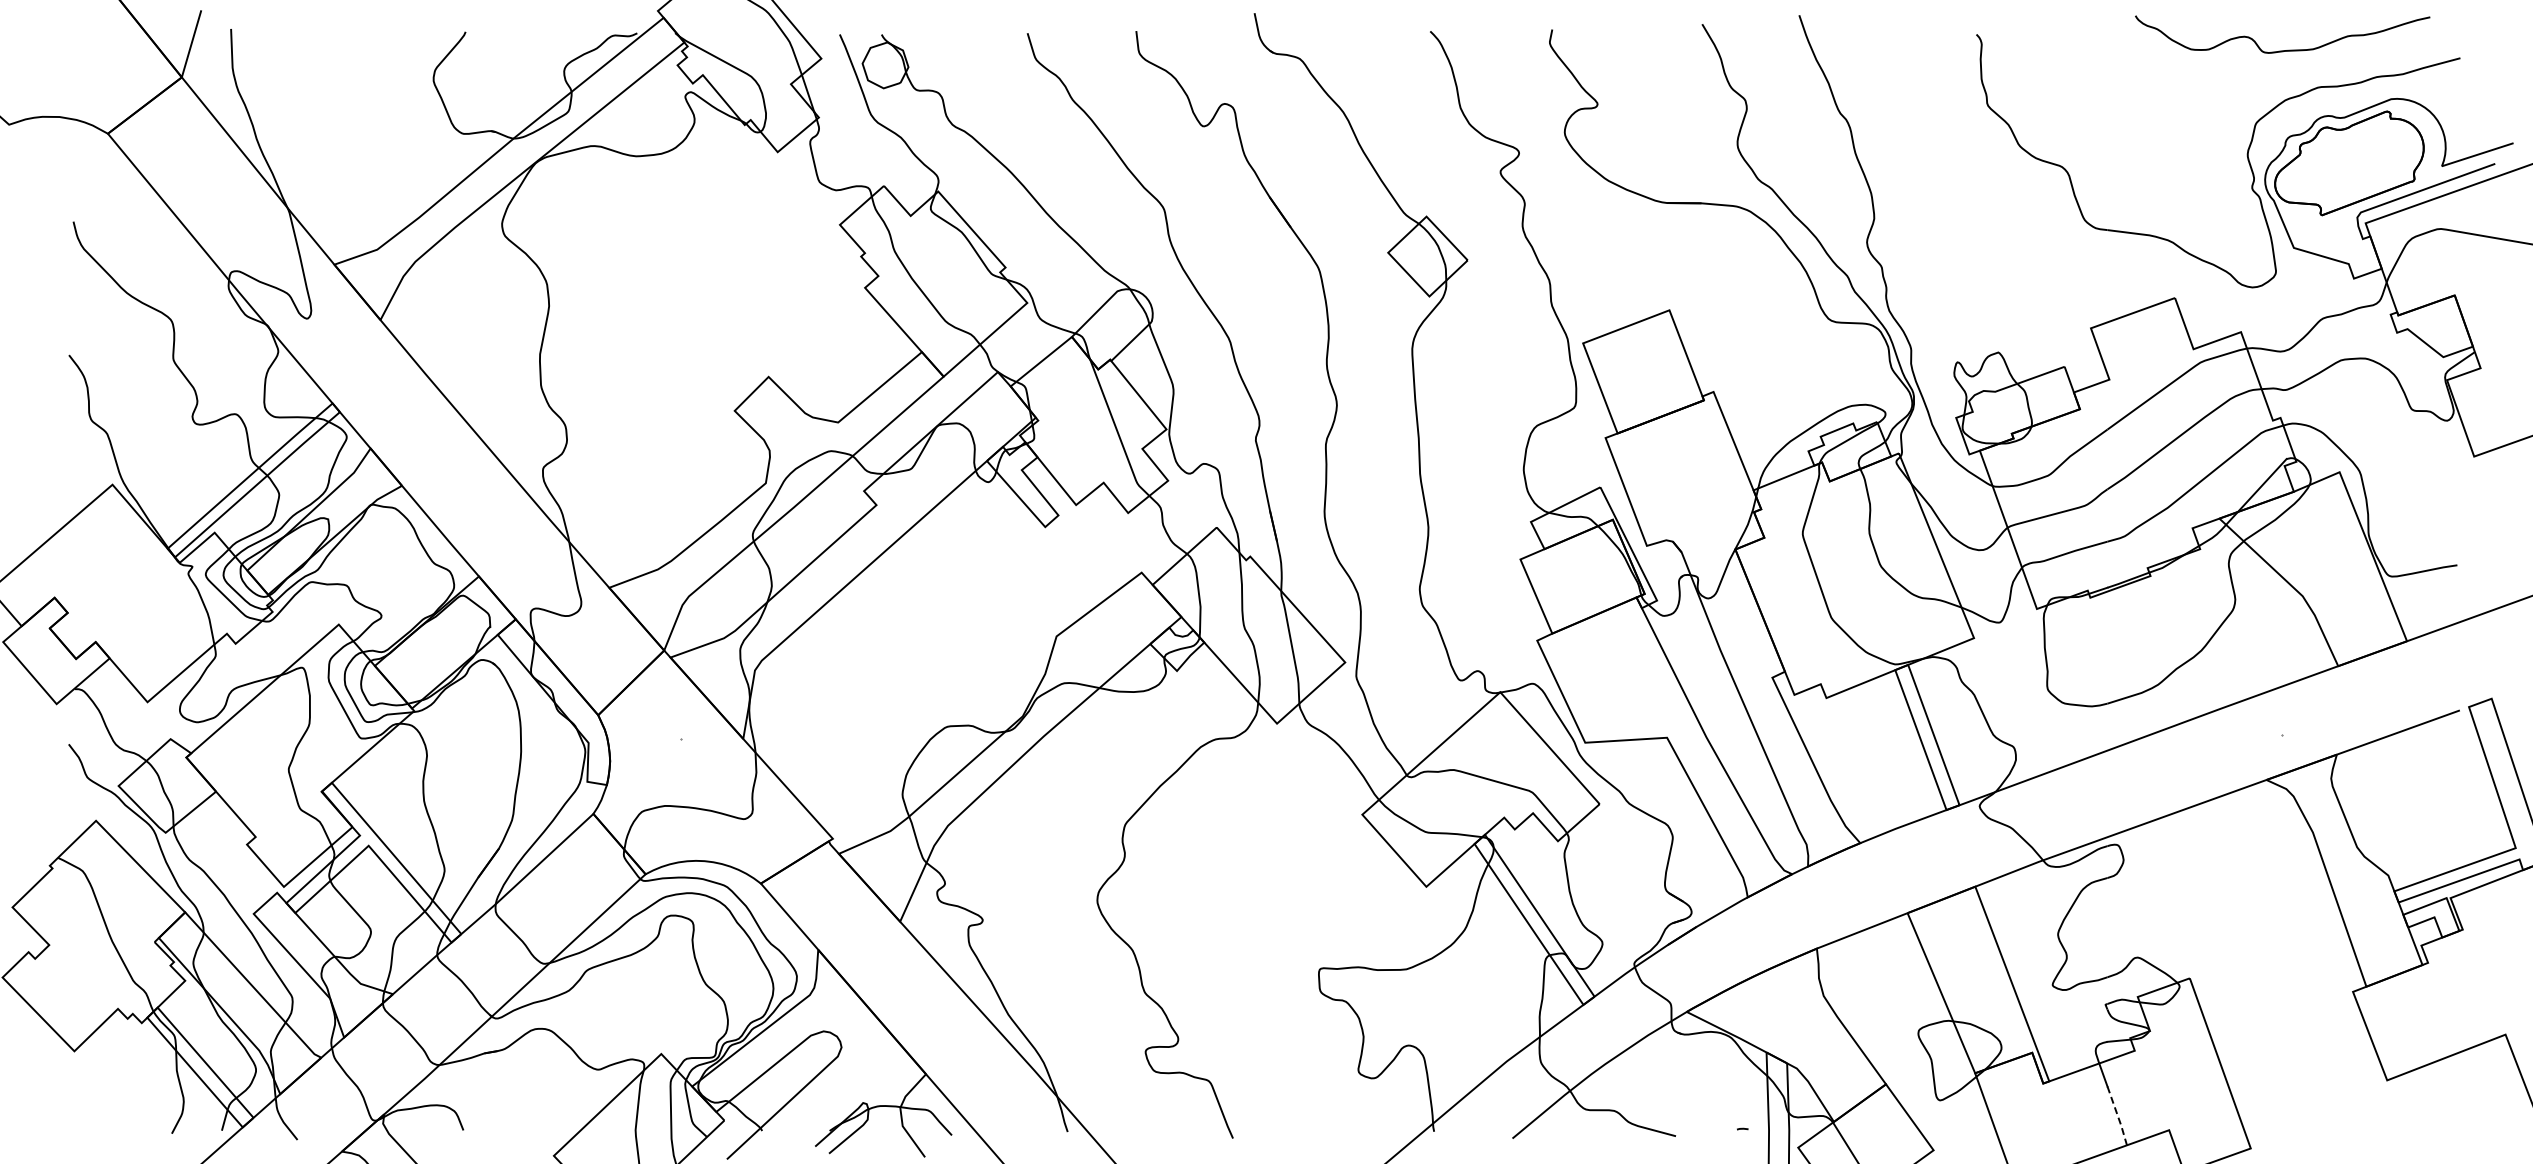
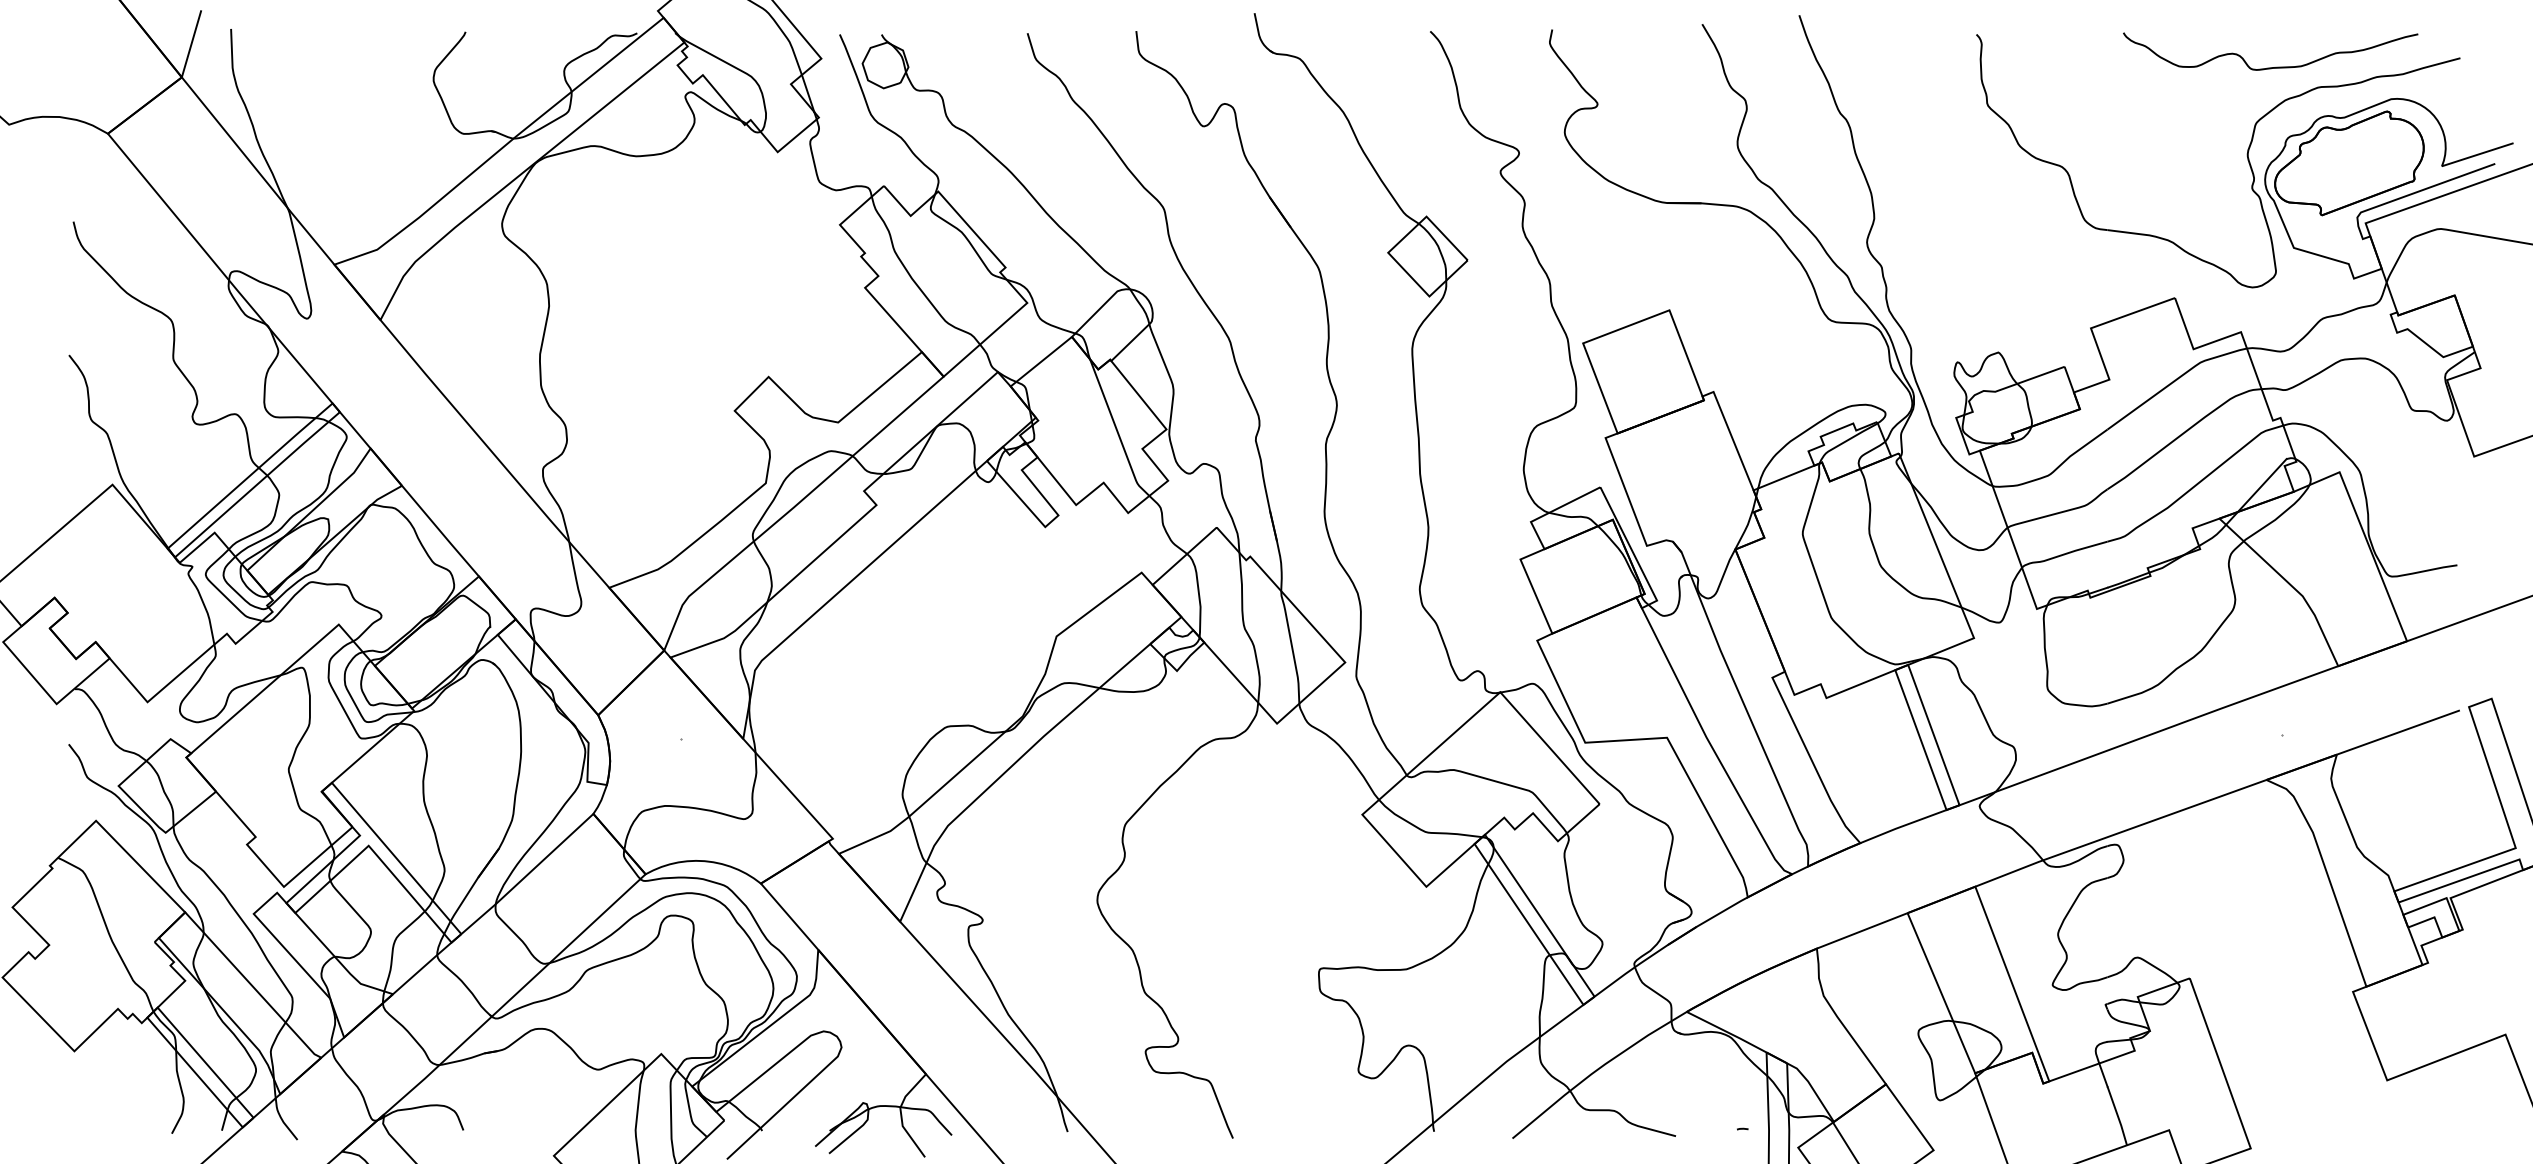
curve position: (2282, 50) -> (2270, 67) (2270, 67)
line: dashed -> solid (2117, 1116)
